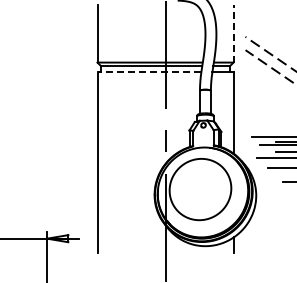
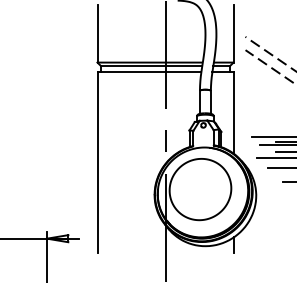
line: dashed -> solid (233, 34)
line: dashed -> solid (149, 72)
